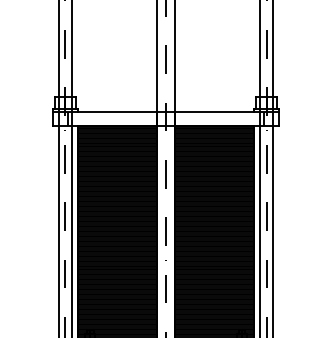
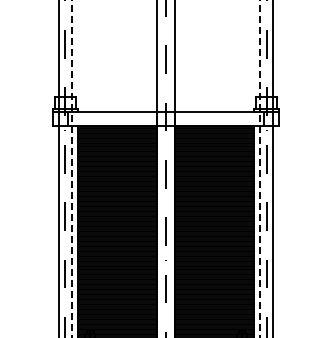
line: solid -> dashed (72, 169)
line: solid -> dashed (259, 169)
